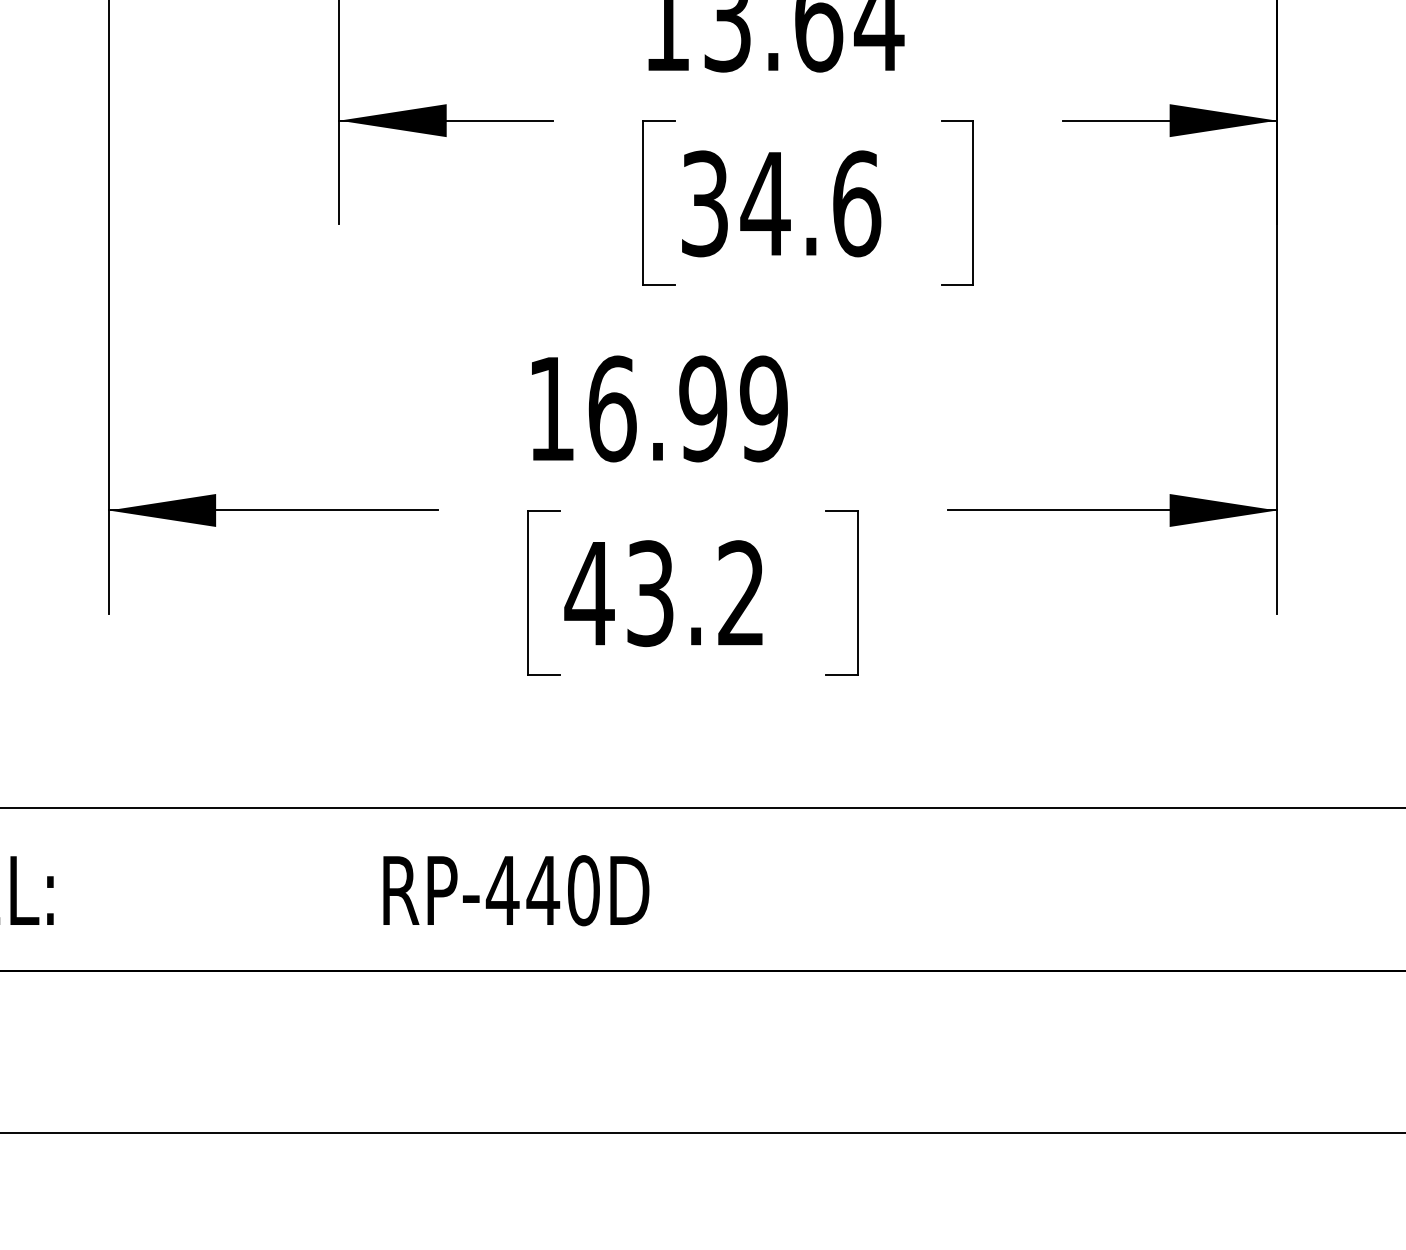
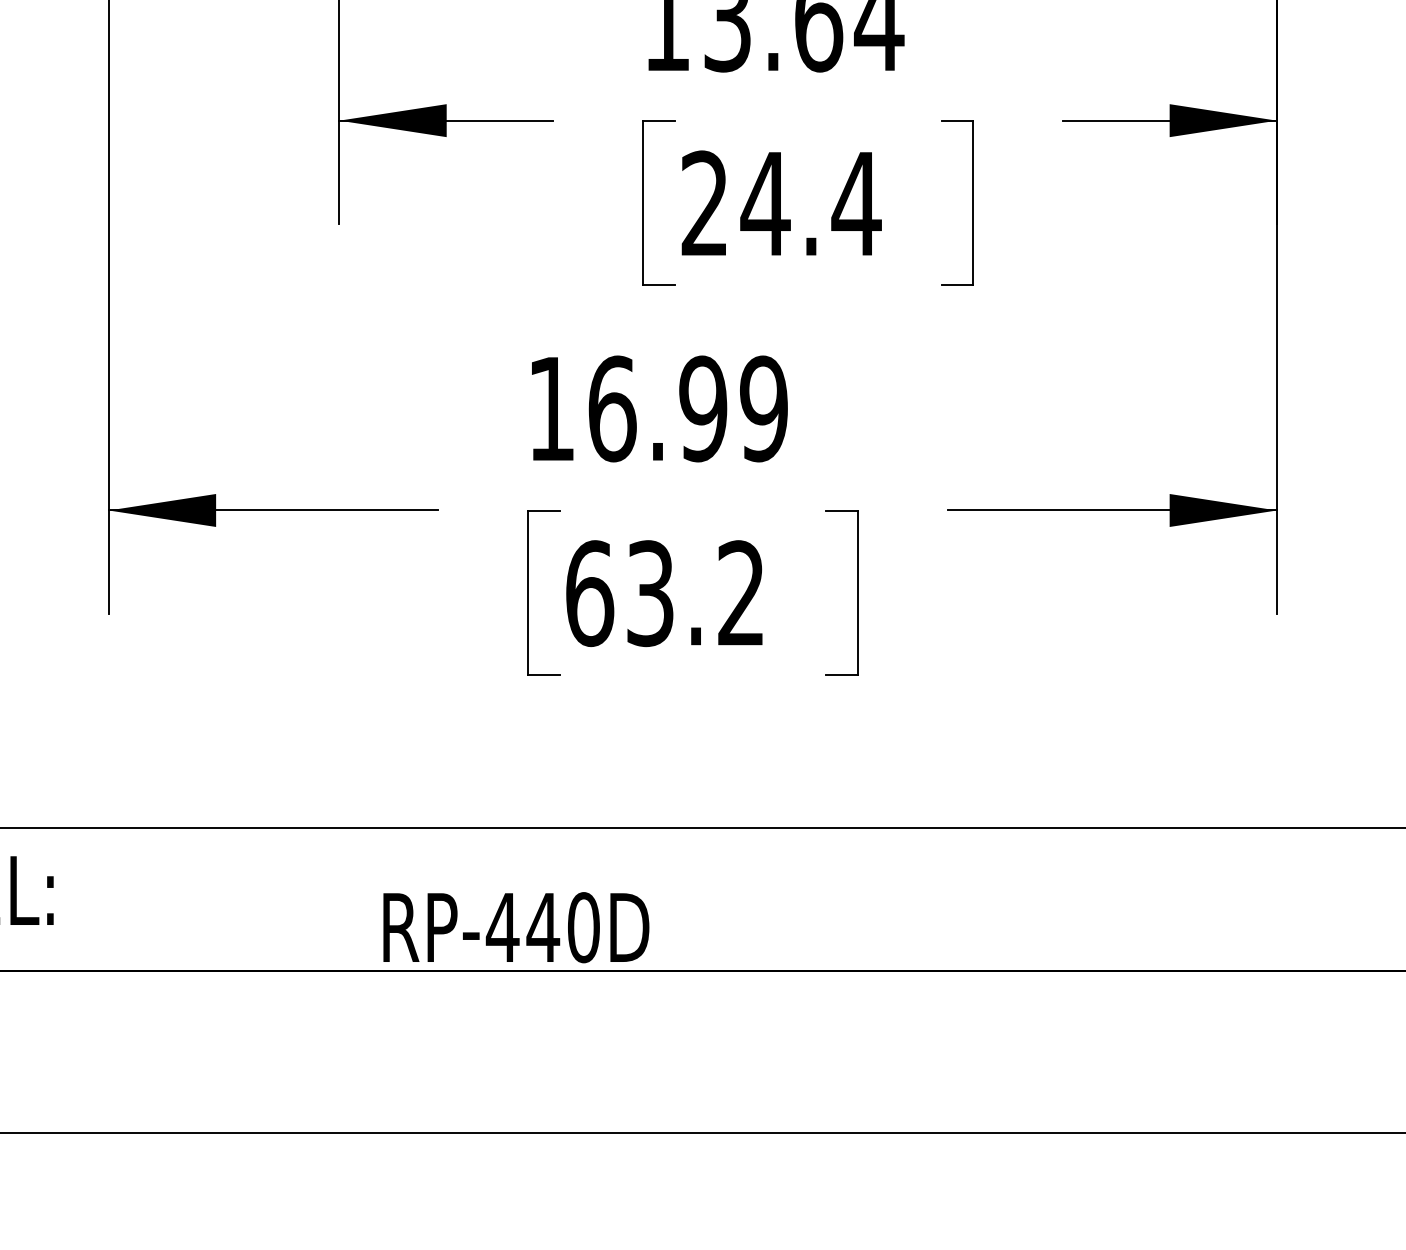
text: 34.6 -> 24.4 (781, 203)
text: 43.2 -> 63.2 (589, 593)
line position: (702, 808) -> (702, 828) (702, 828)
text position: (516, 890) -> (516, 927) (516, 927)
